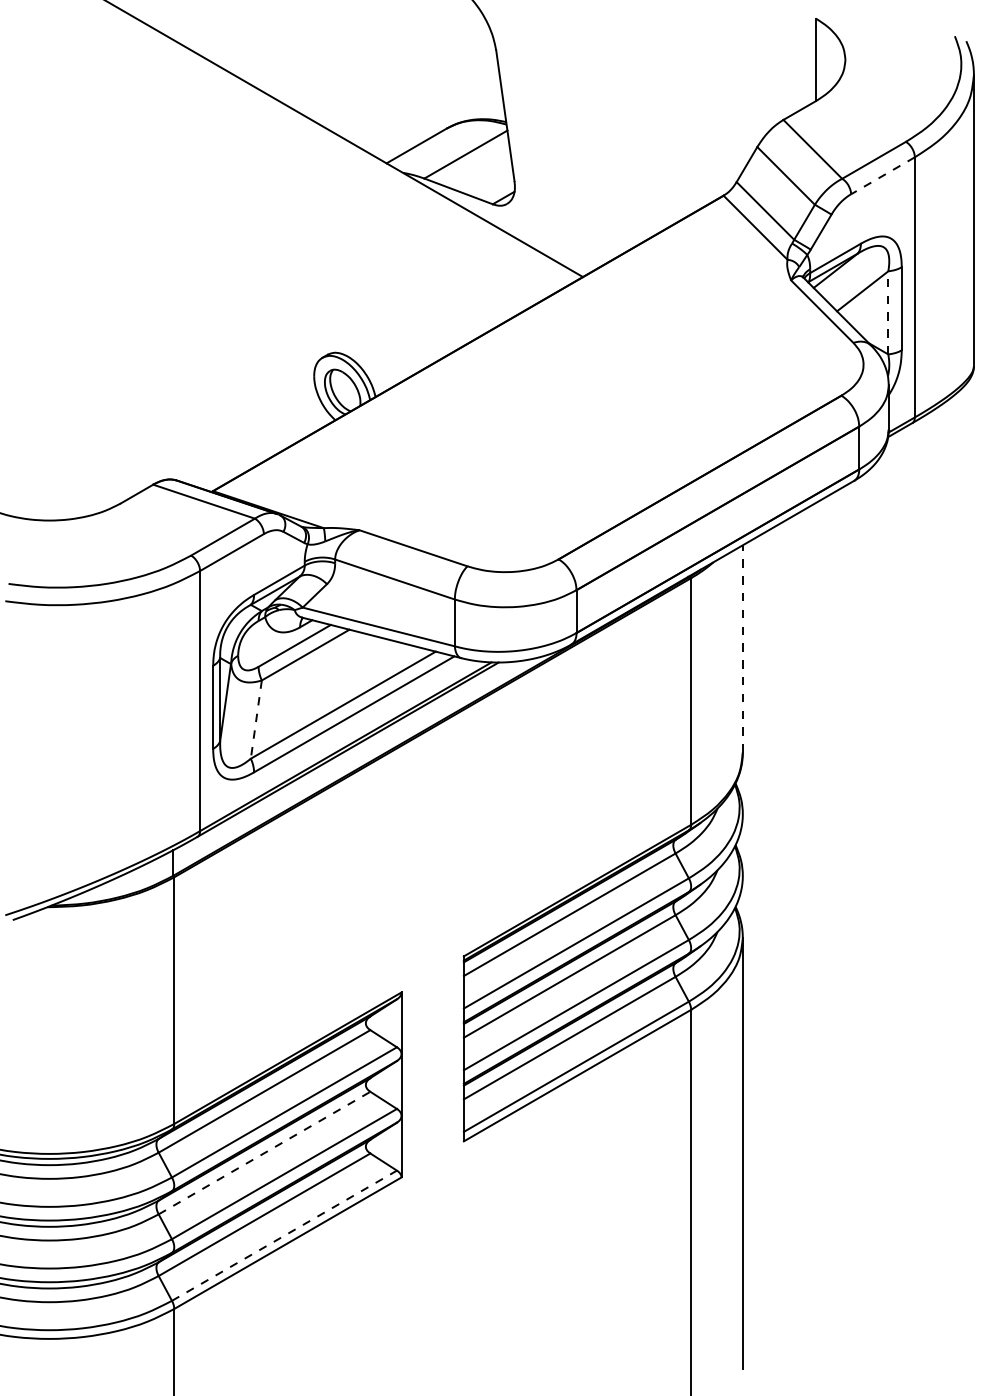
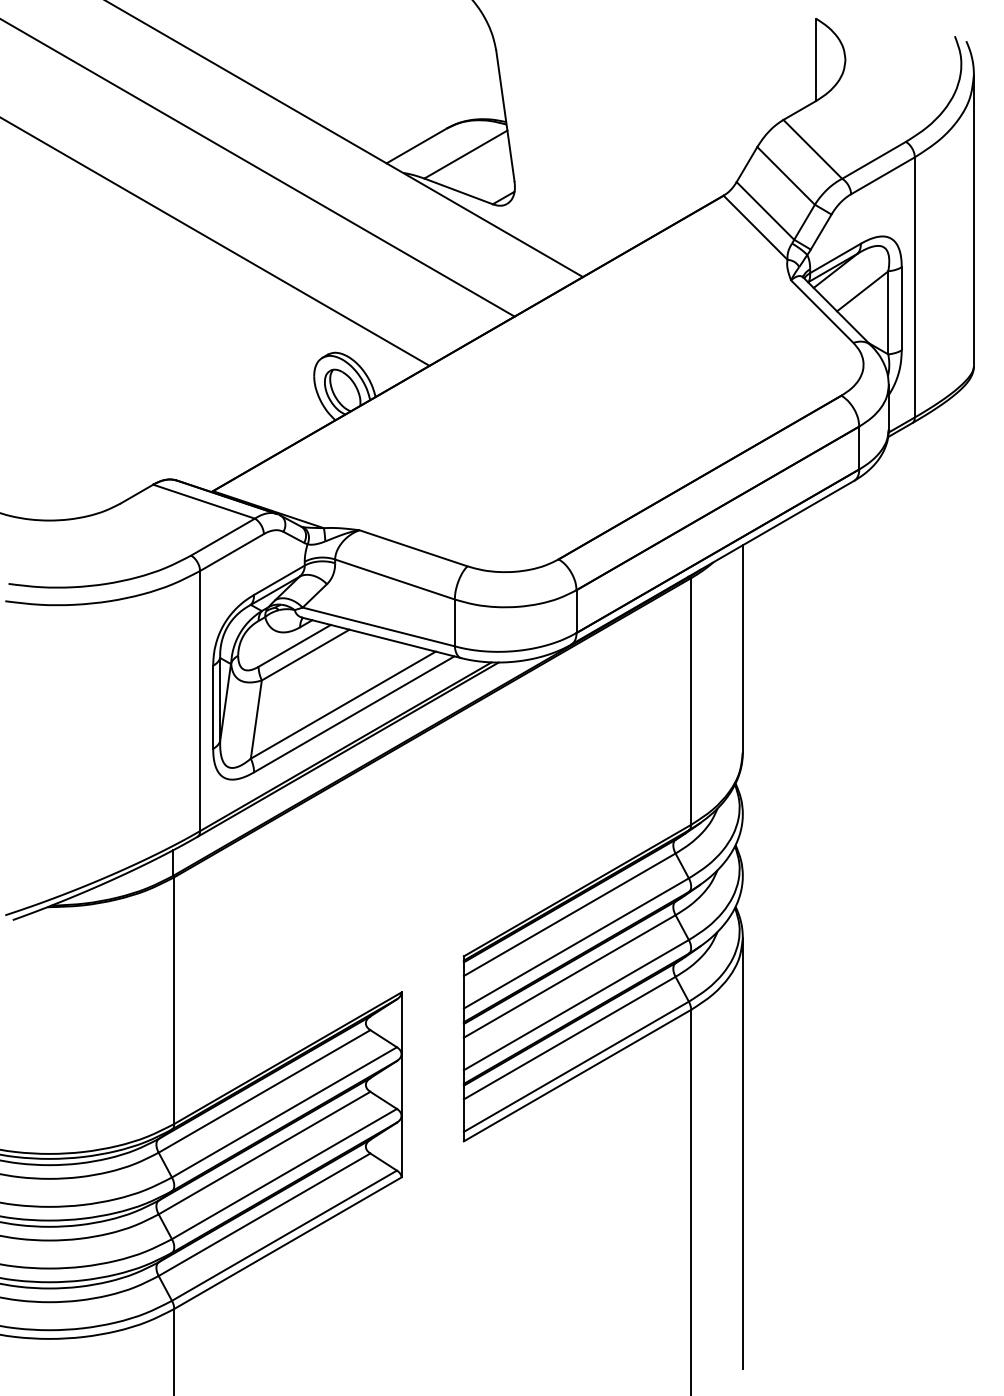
line: none -> present (258, 167)
line: dashed -> solid (882, 175)
line: none -> present (215, 241)
line: dashed -> solid (888, 312)
line: dashed -> solid (742, 648)
line: dashed -> solid (256, 719)
line: dashed -> solid (264, 1152)
line: dashed -> solid (284, 1235)
